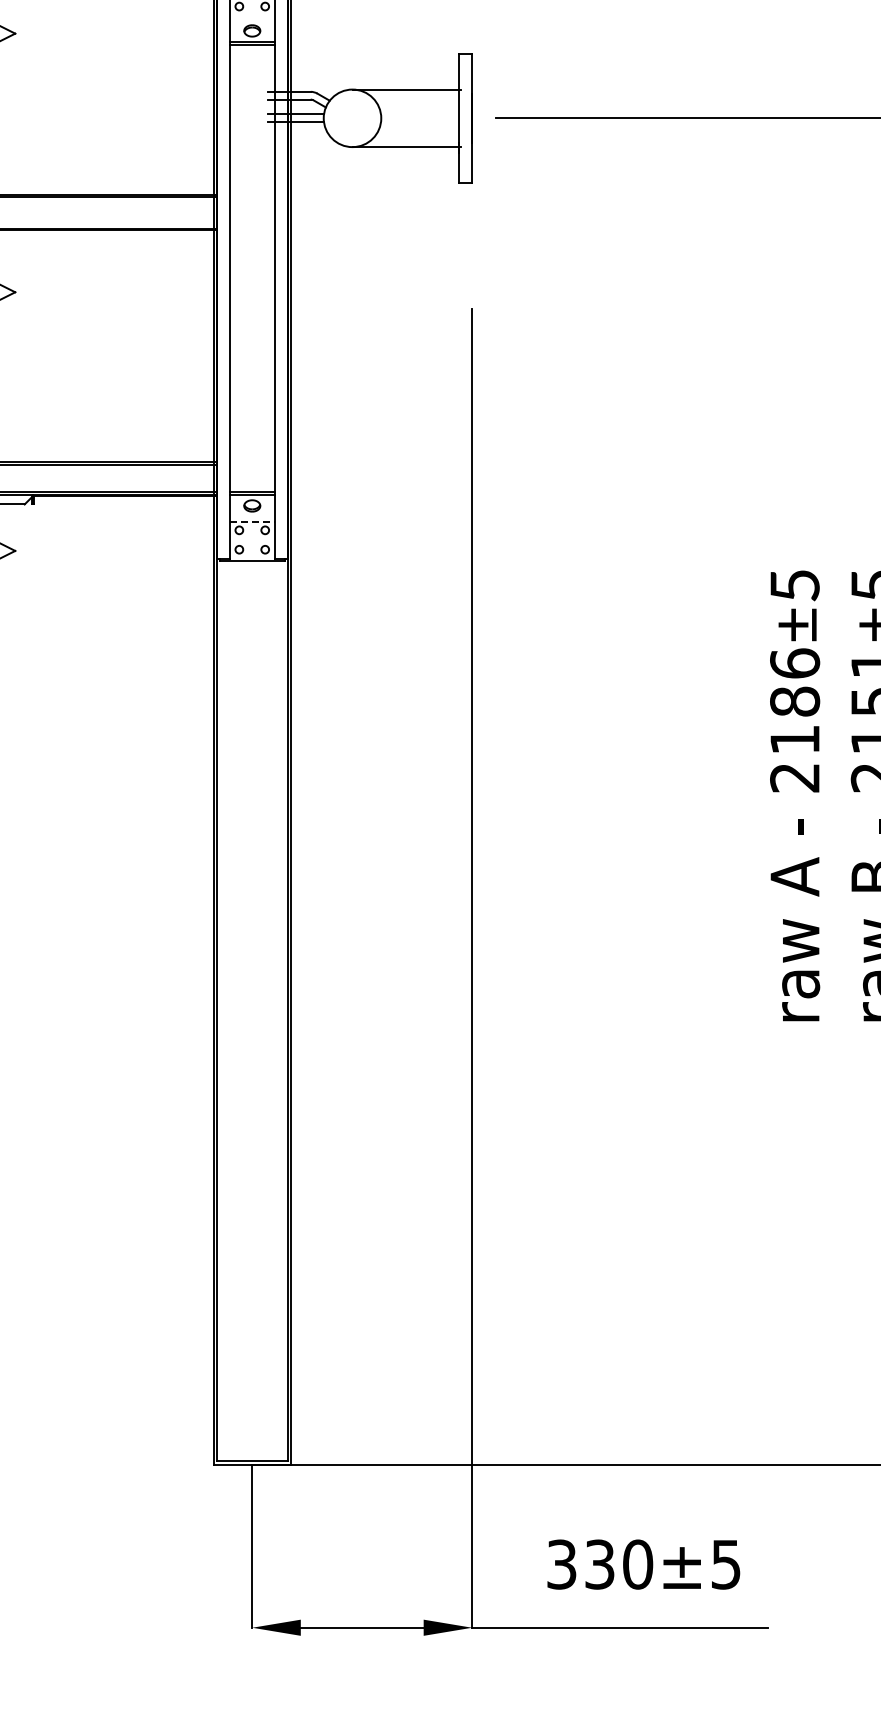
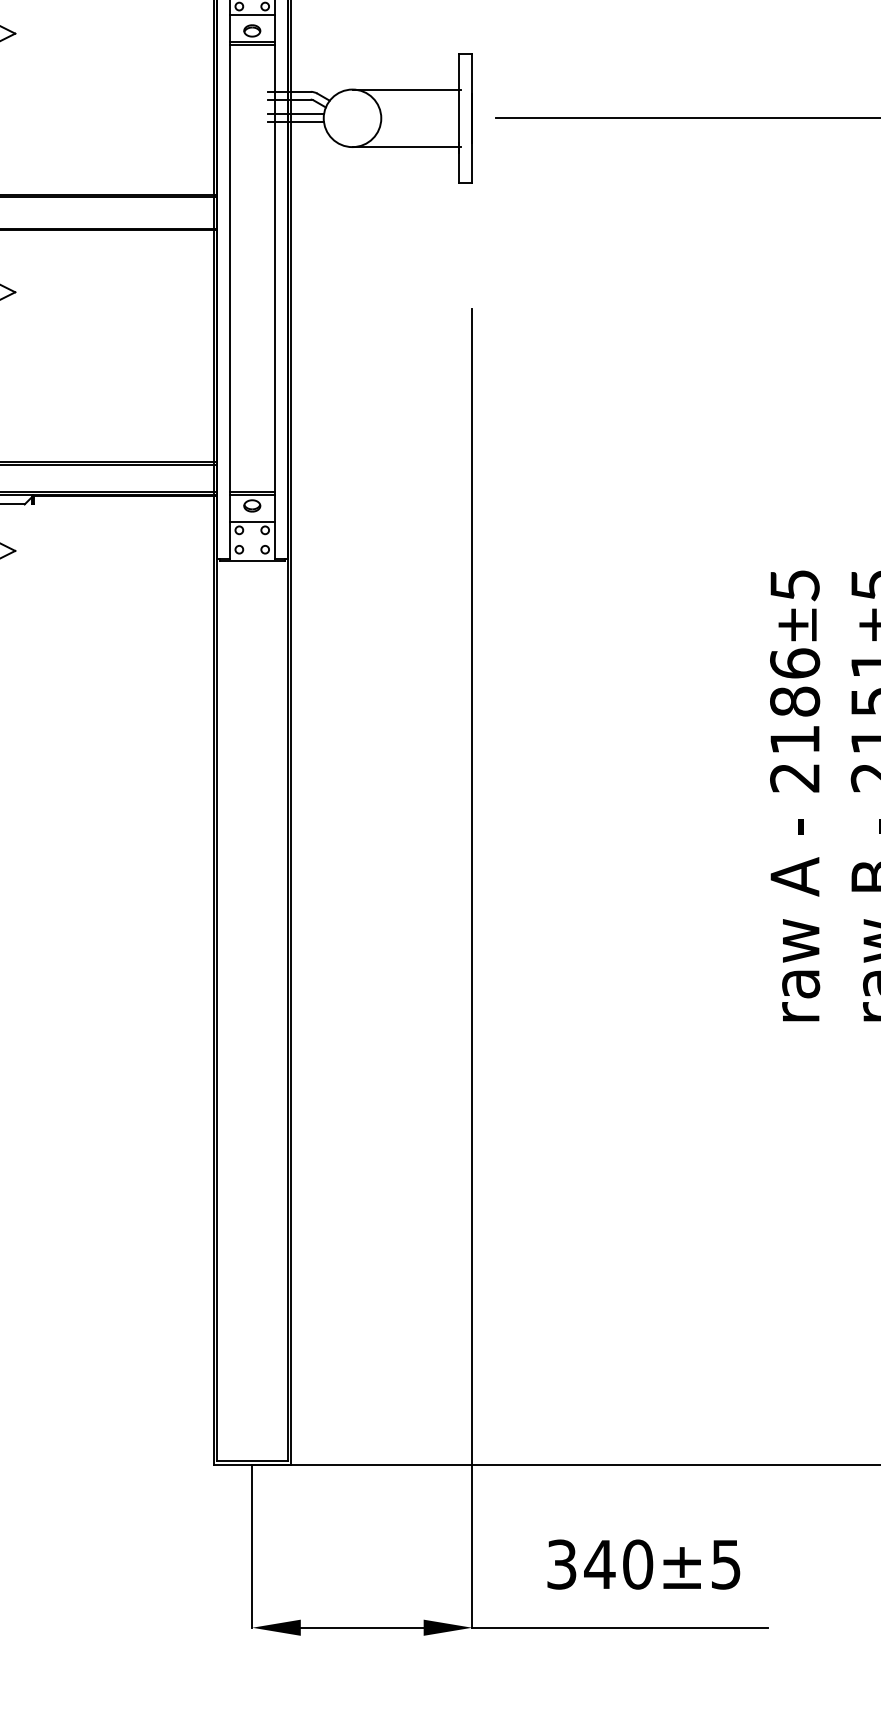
line: none -> present (251, 14)
line: dashed -> solid (252, 521)
text: 330±5 -> 340±5 (599, 1564)
